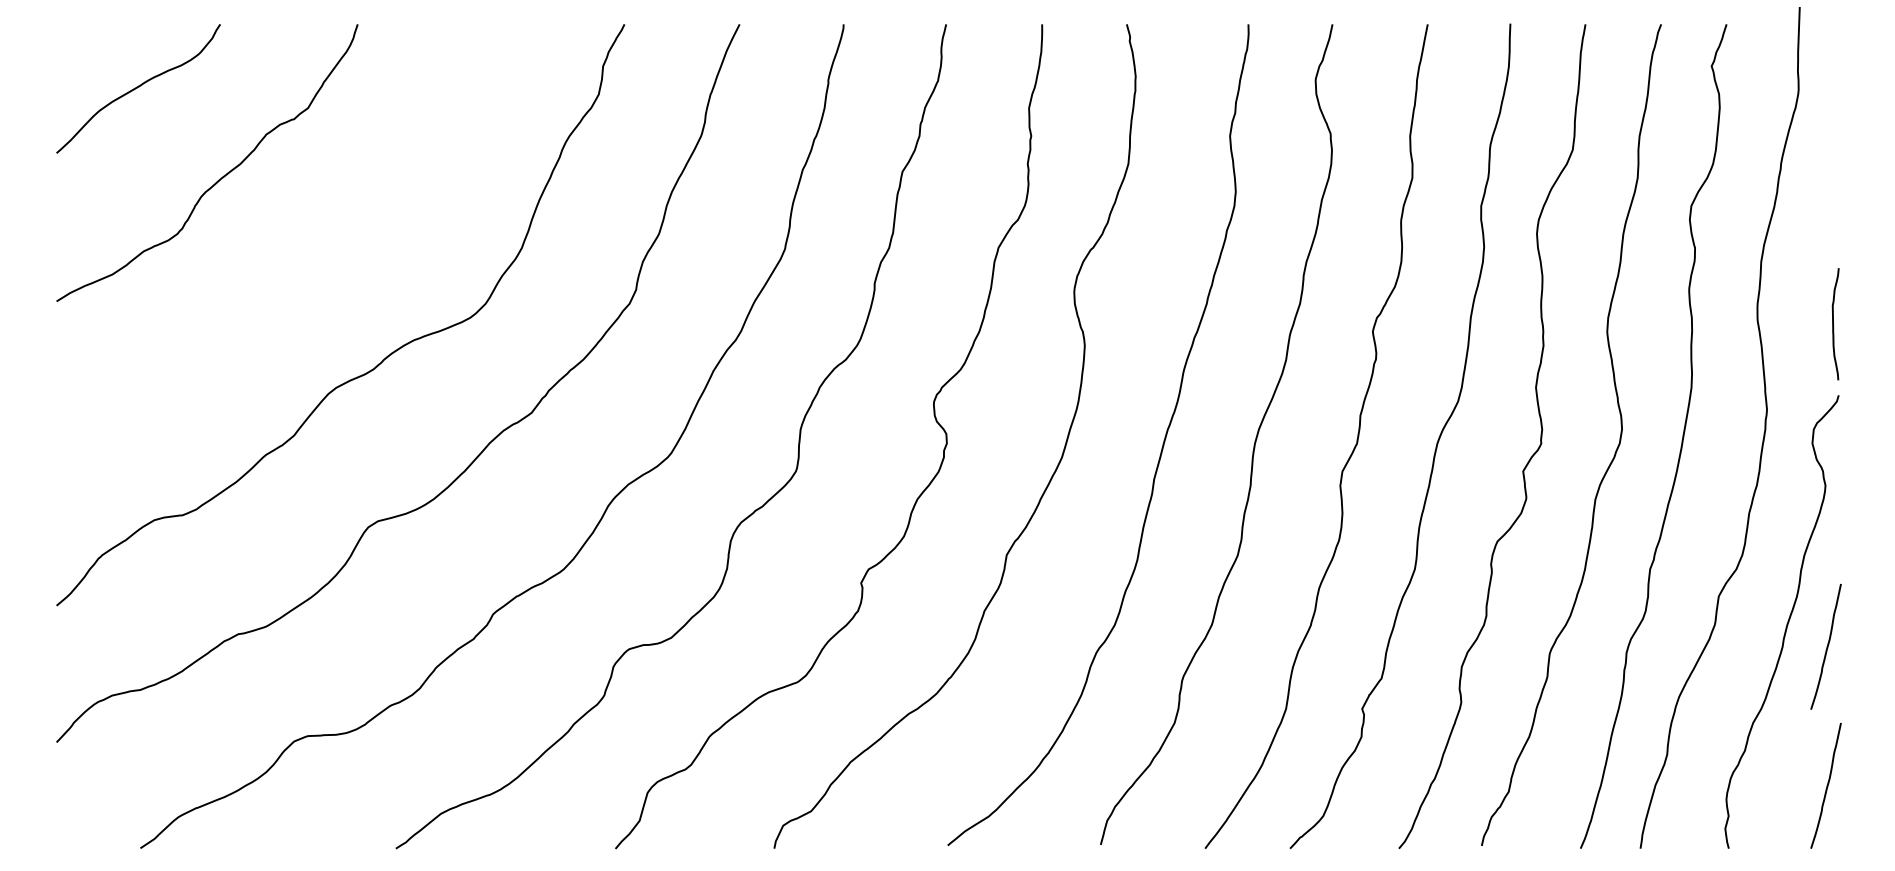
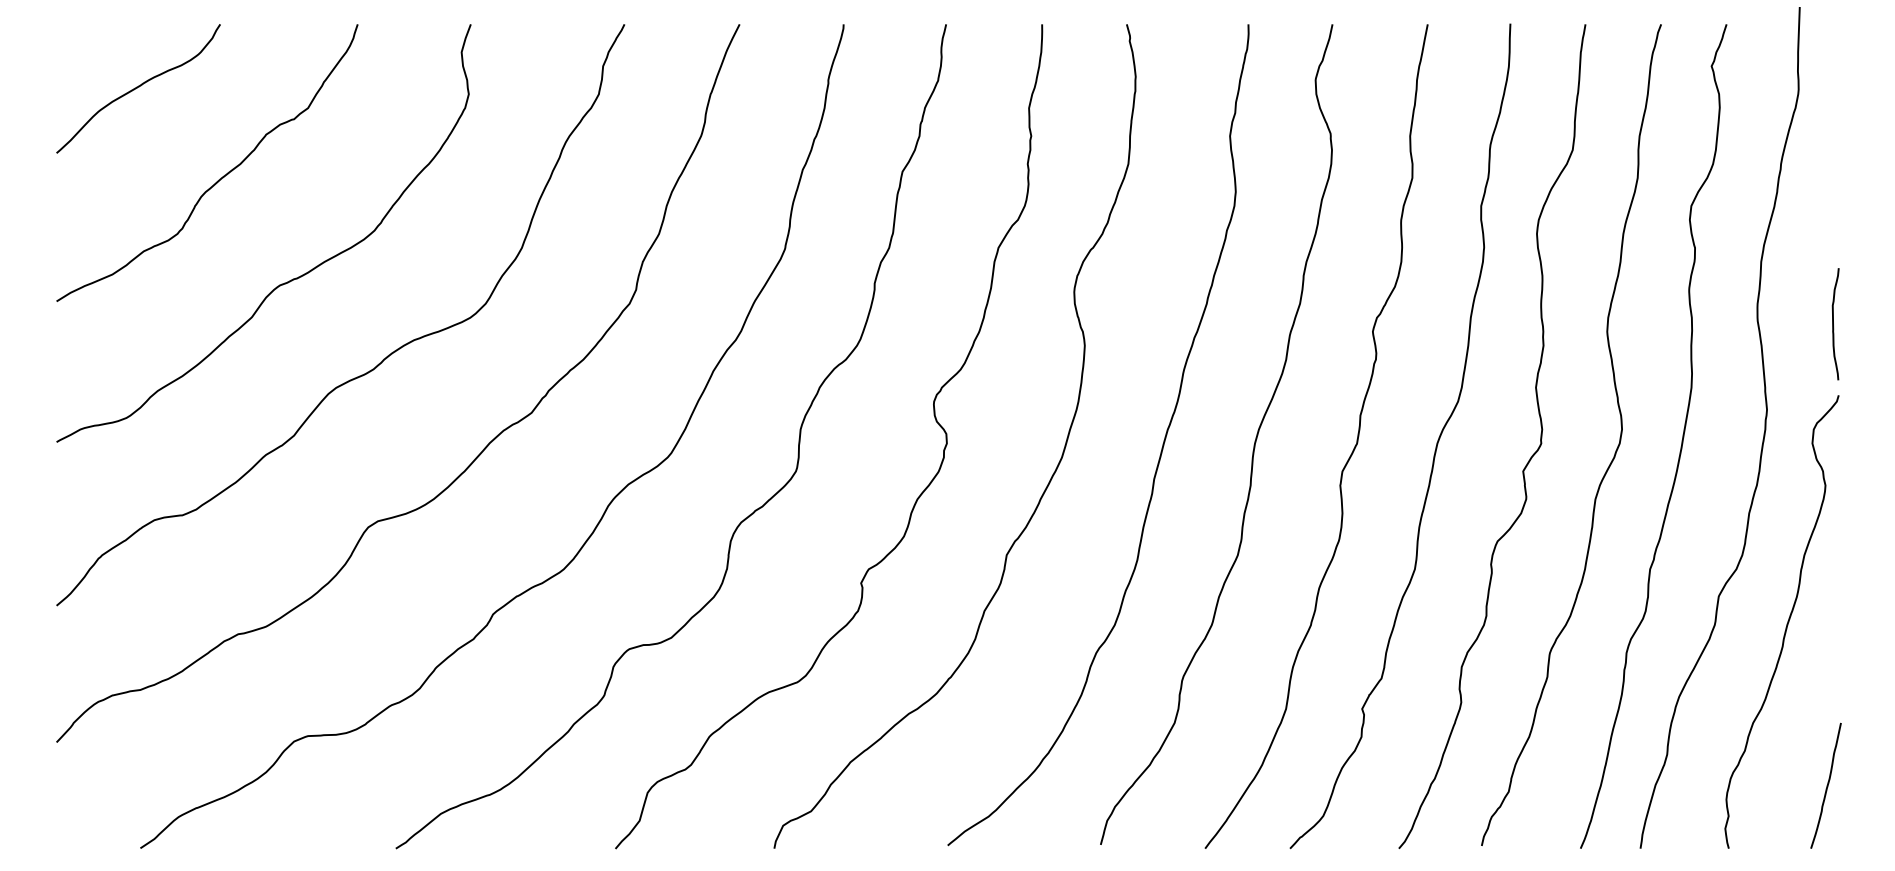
curve: none -> present (281, 283)
curve: present -> none (1826, 646)
